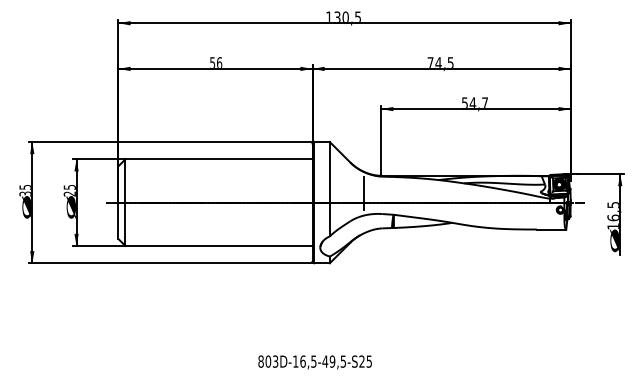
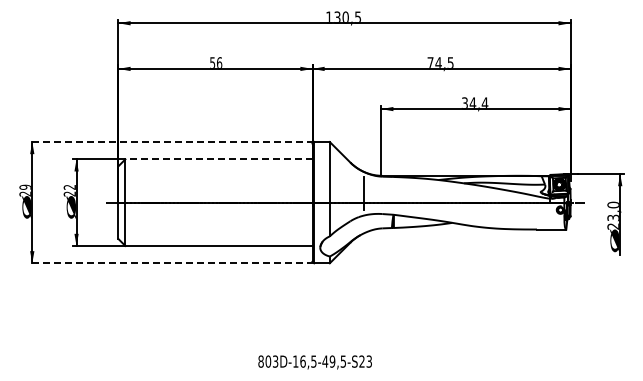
text: 54,7 -> 34,4 (475, 102)
line: solid -> dashed (171, 142)
line: solid -> dashed (218, 159)
text: 25 -> 22 (69, 187)
text: 35 -> 29 (24, 190)
text: 16,5 -> 23,0 (612, 215)
line: solid -> dashed (171, 263)
text: 803D-16,5-49,5-S25 -> 803D-16,5-49,5-S23 (368, 360)
